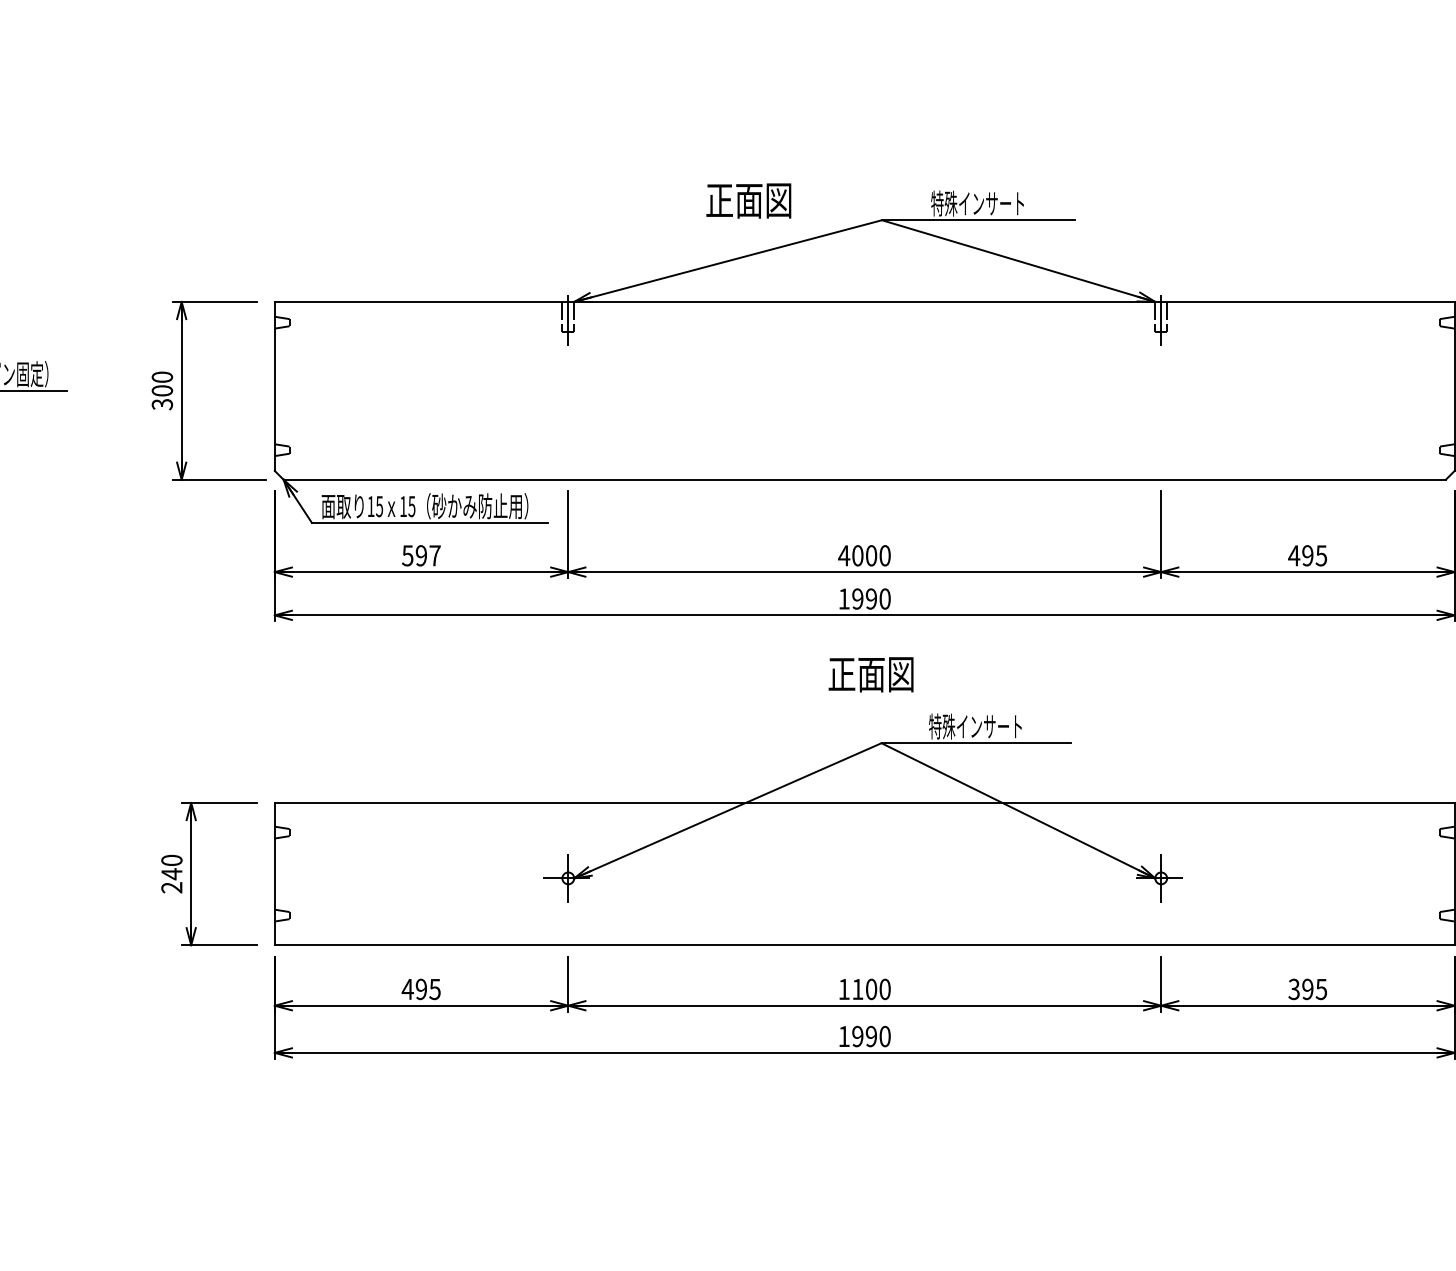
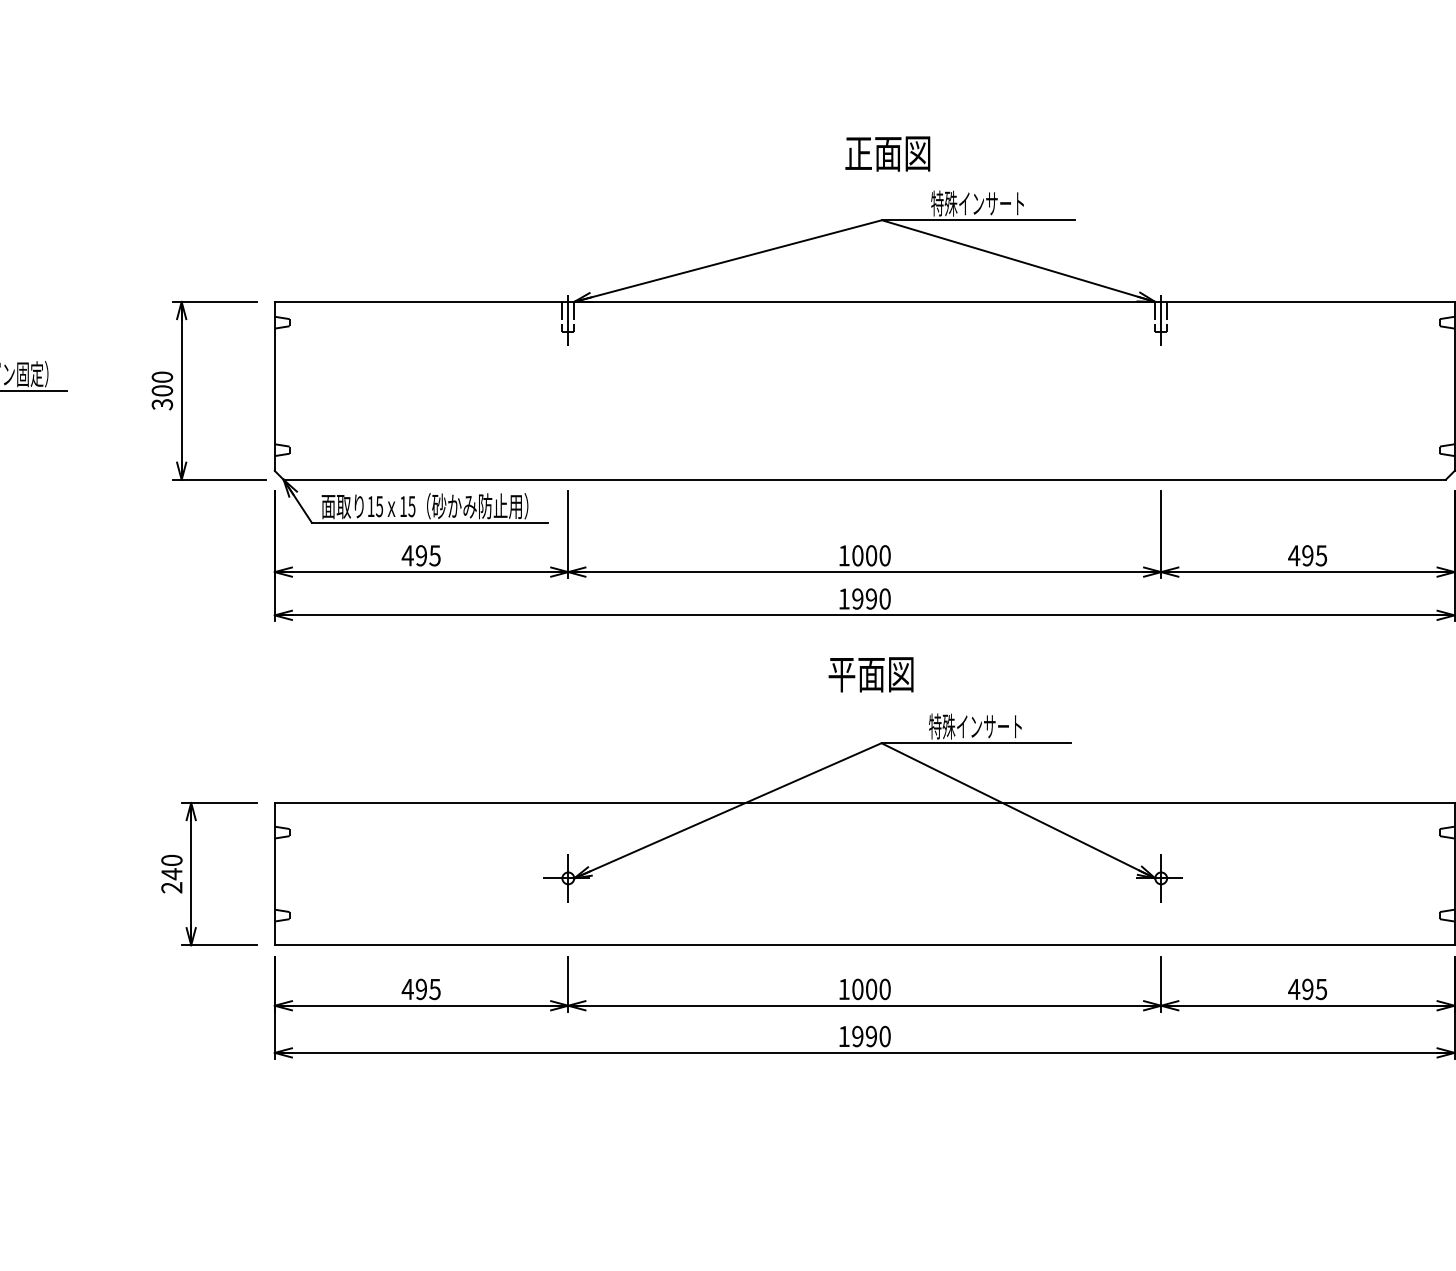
text position: (748, 200) -> (887, 153) (887, 153)
text: 597 -> 495 (420, 555)
text: 4000 -> 1000 (844, 555)
text: 正面図 -> 平面図 (841, 675)
text: 1100 -> 1000 (857, 989)
text: 395 -> 495 (1294, 989)
